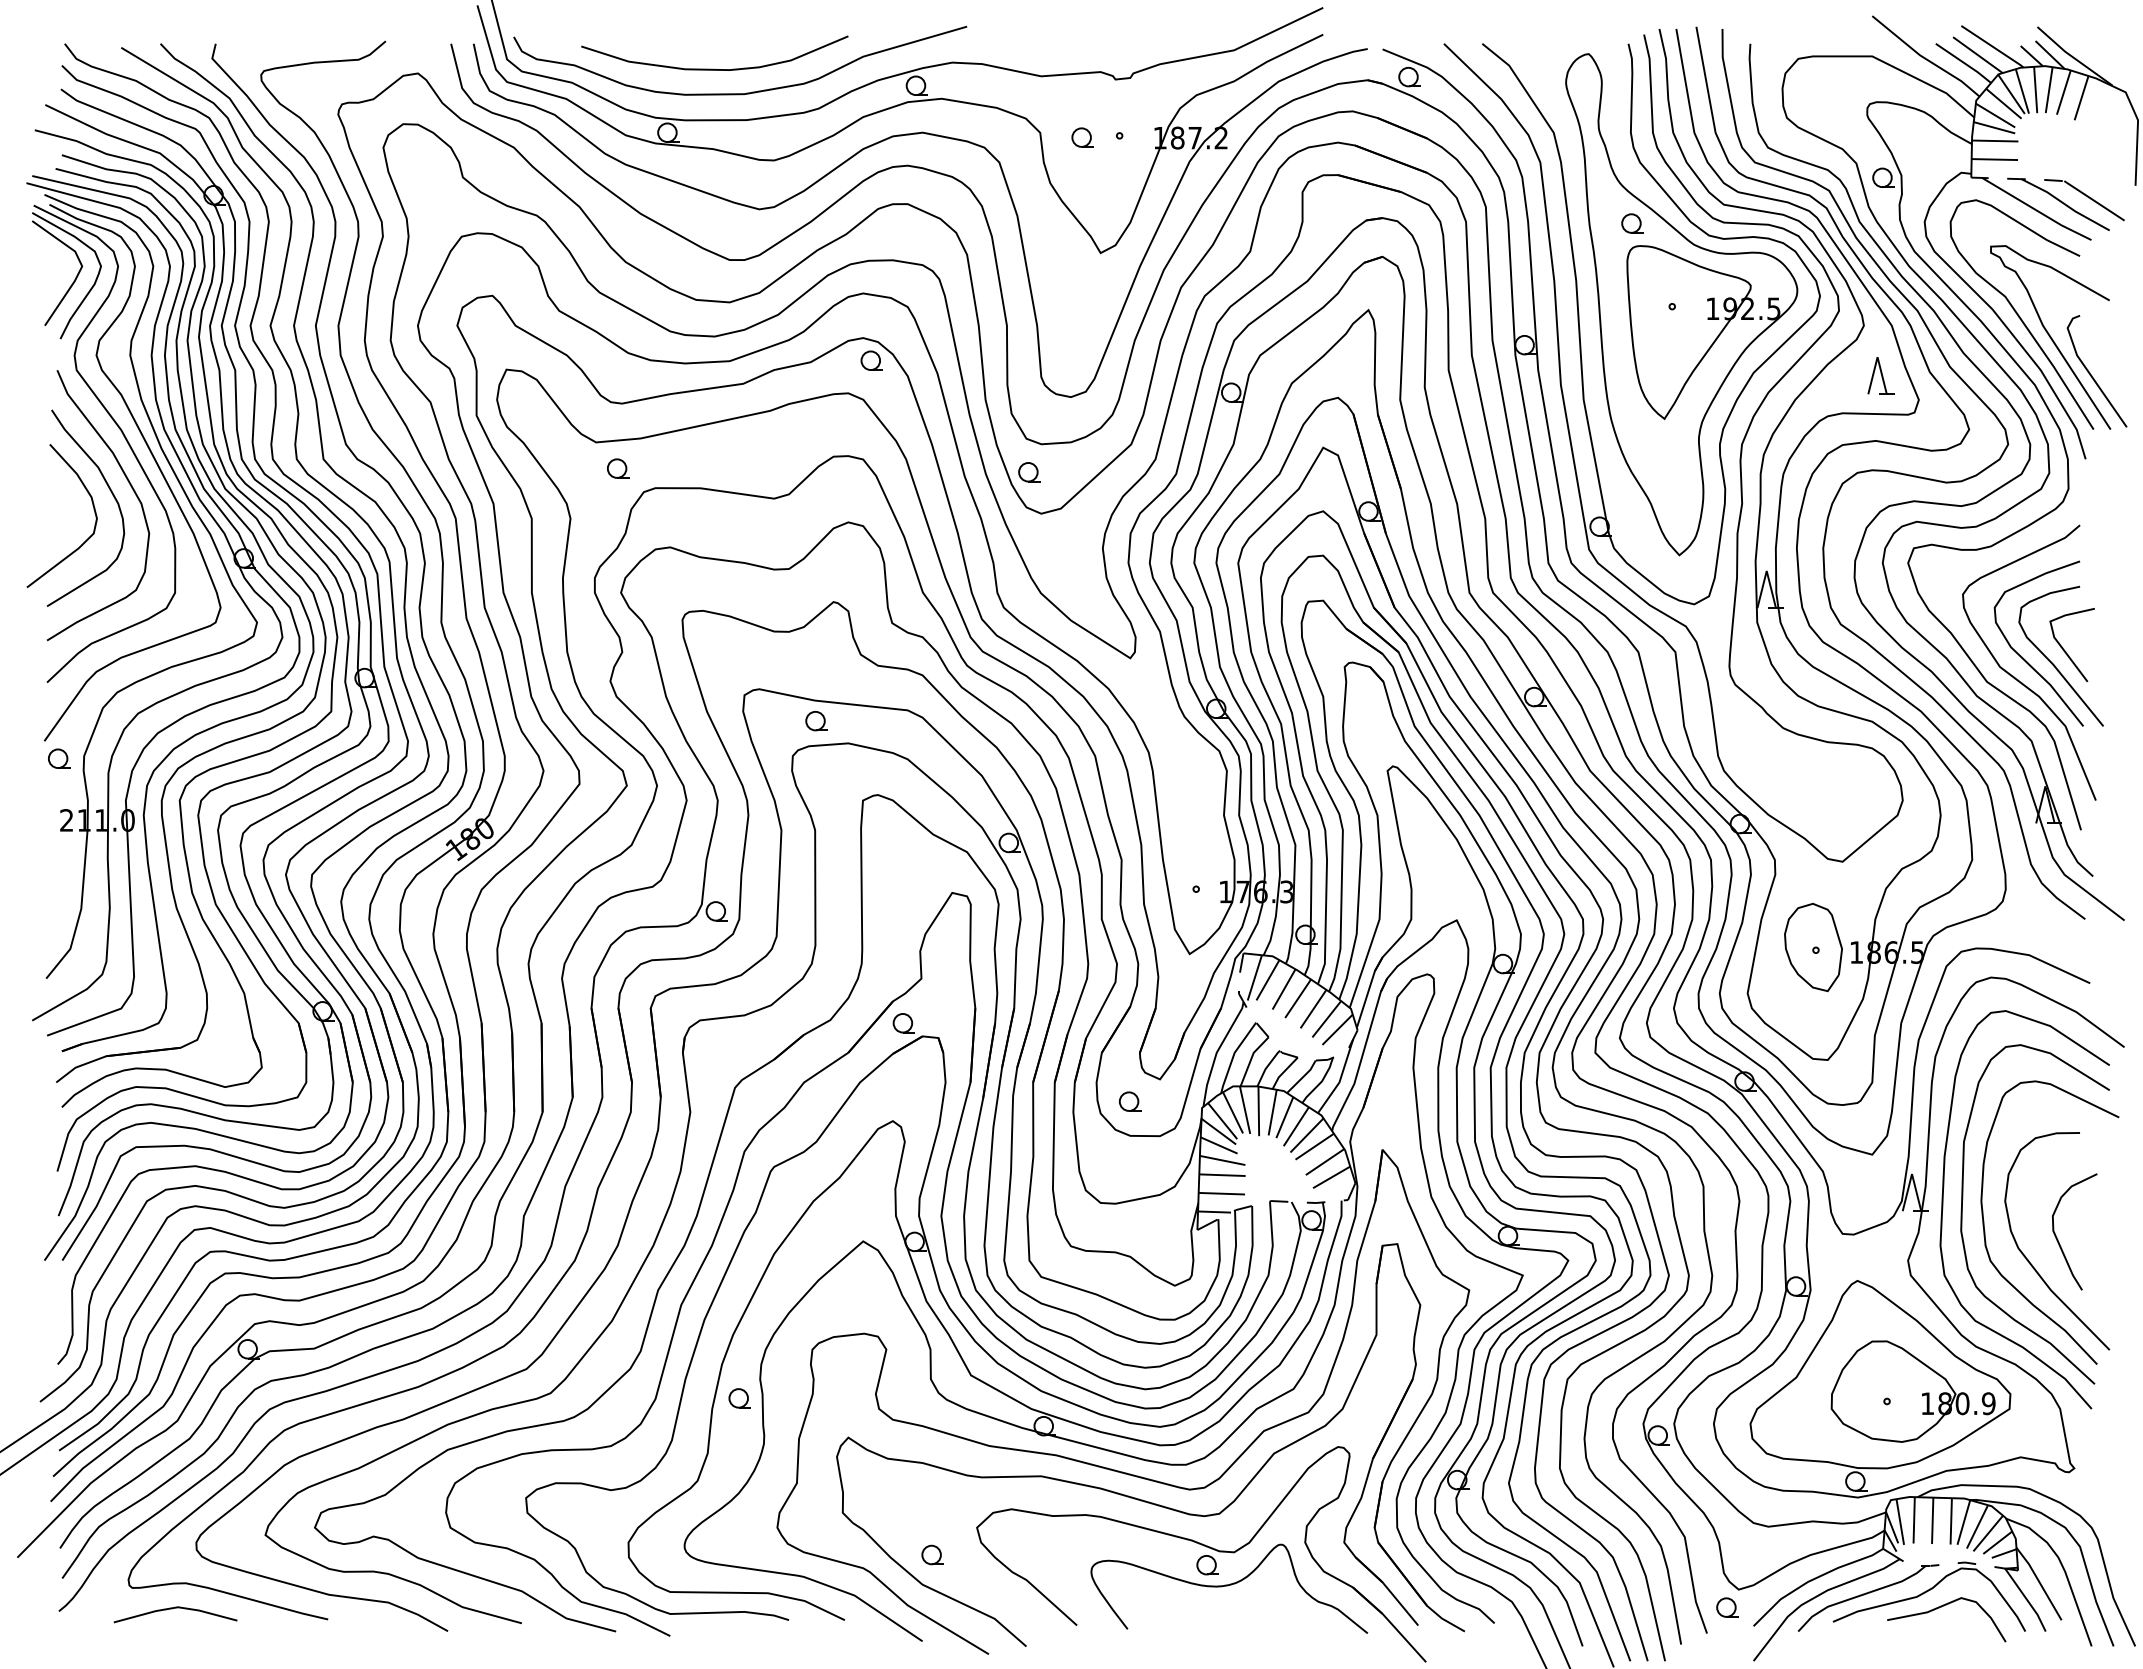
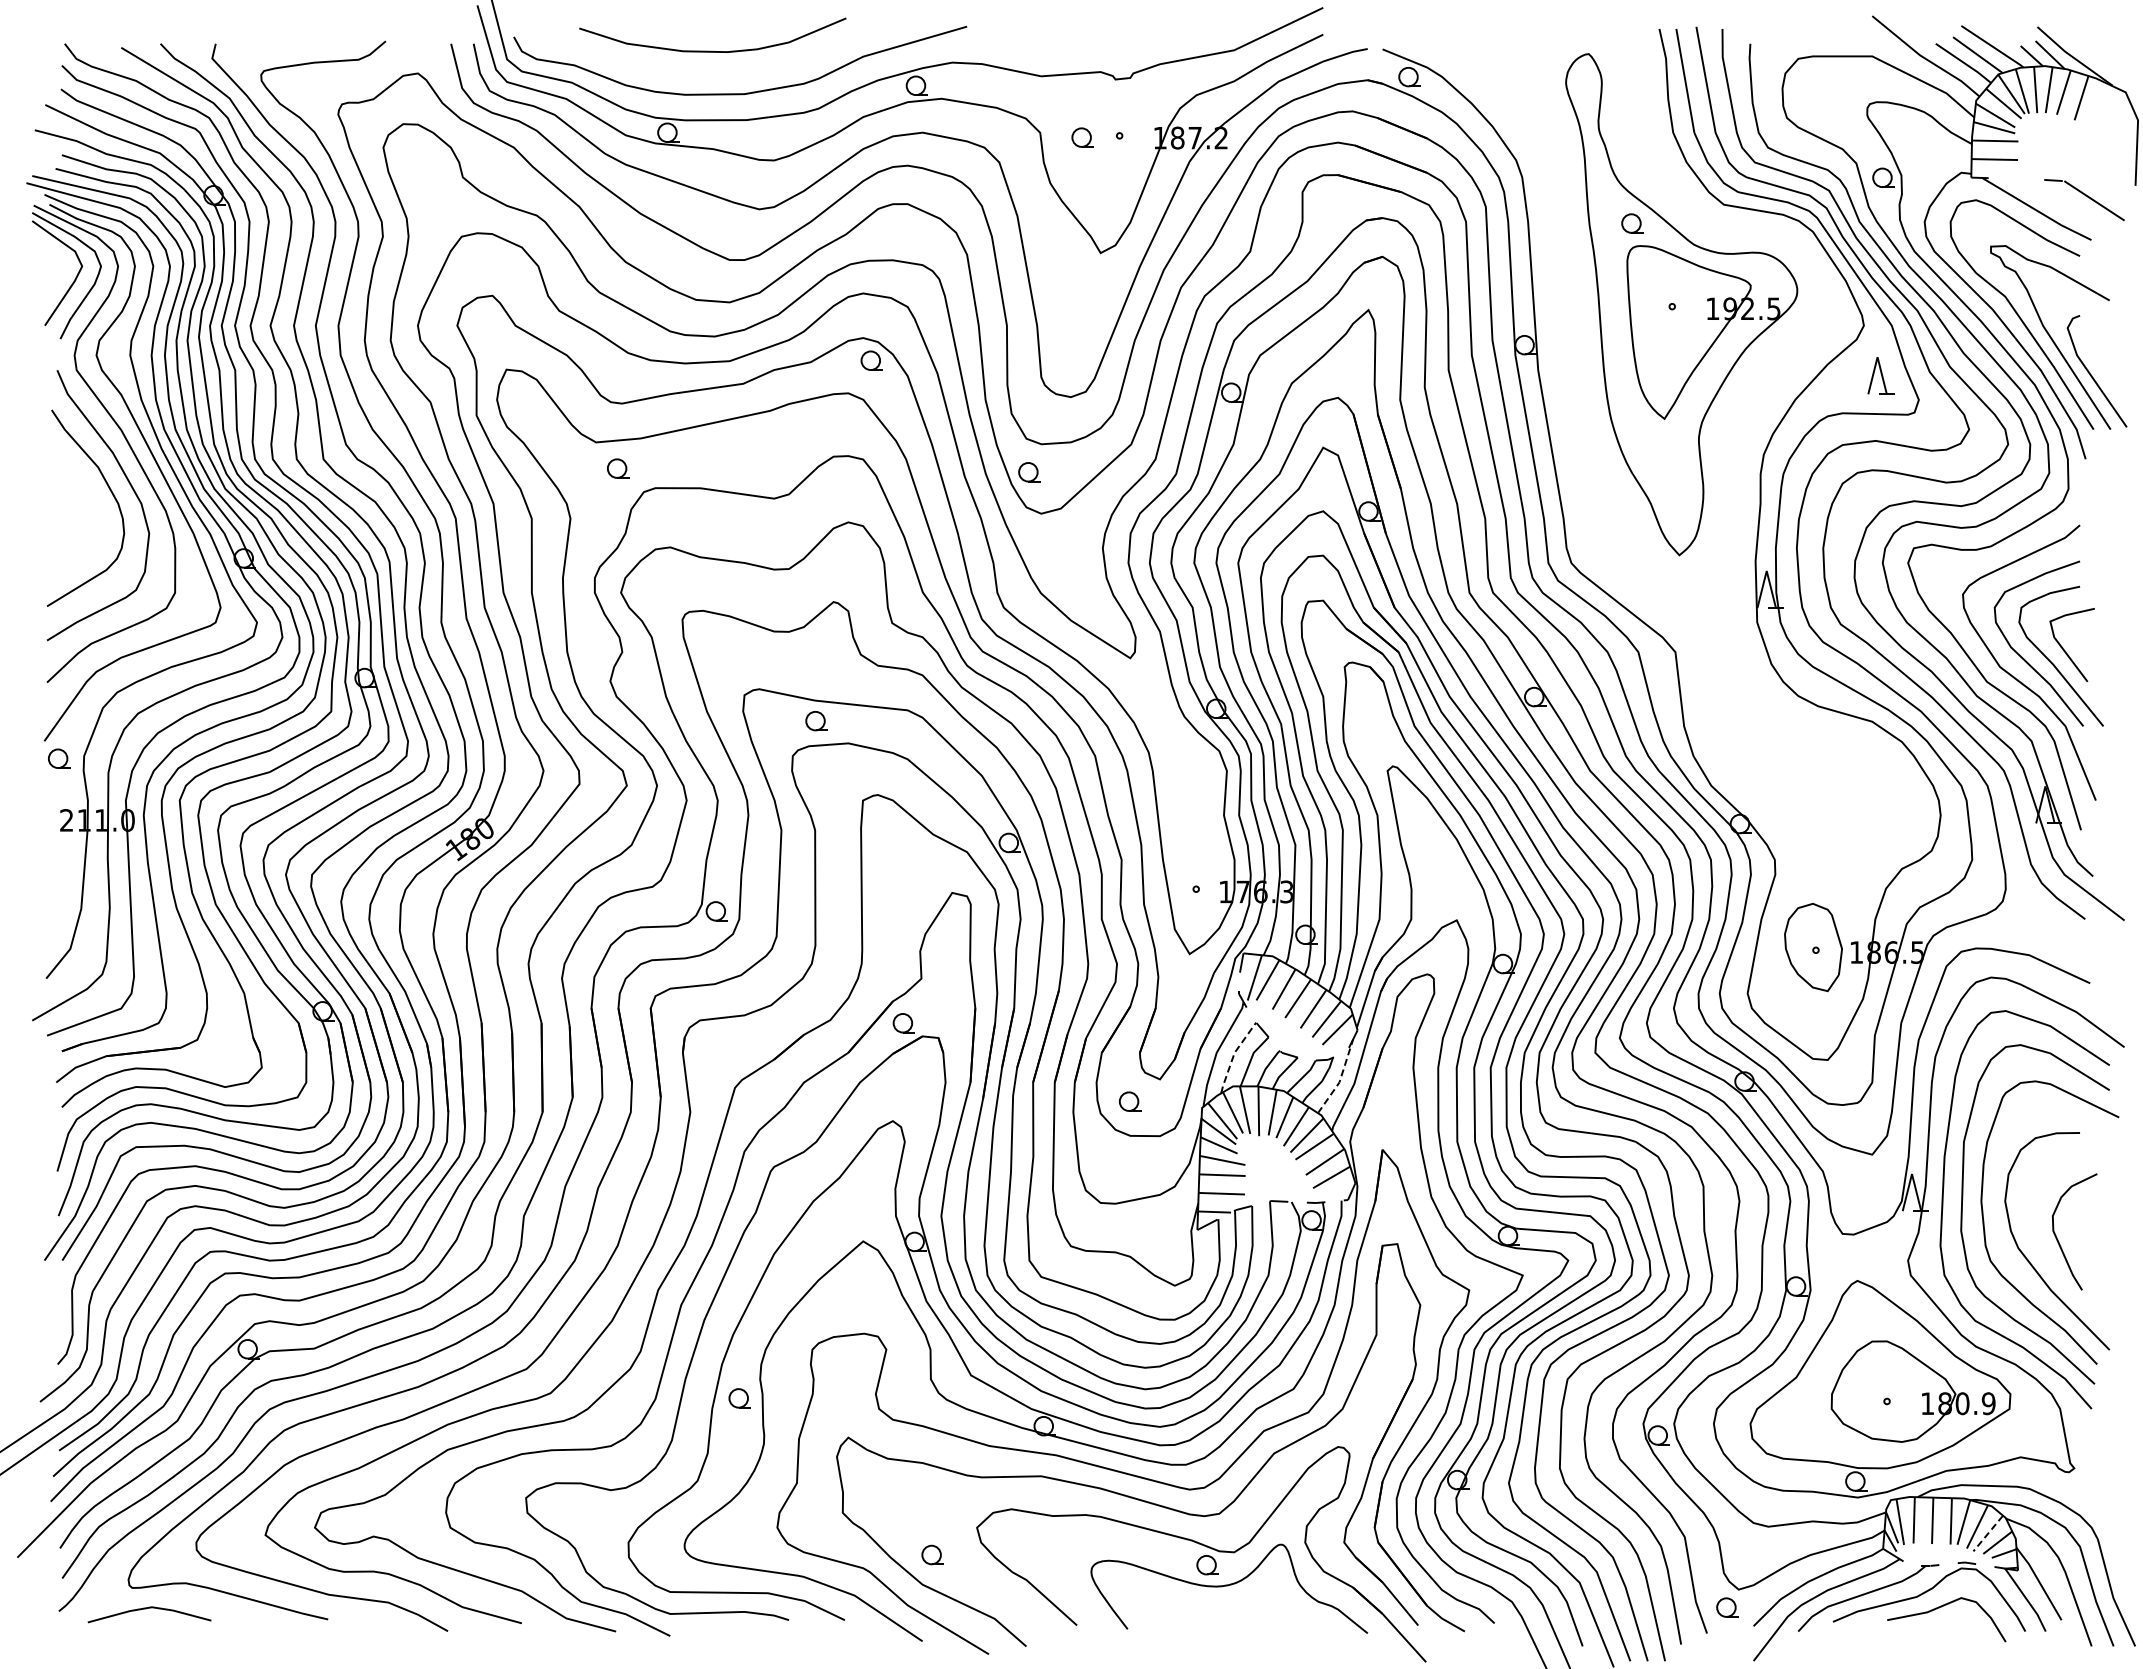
curve position: (714, 68) -> (712, 50) (712, 50)
part: present -> none (2058, 204)
part: present -> none (1719, 448)
curve: present -> none (93, 509)
line: solid -> dashed (1233, 1055)
line: solid -> dashed (1340, 1079)
line: solid -> dashed (1987, 1533)
line position: (172, 1609) -> (146, 1609) (146, 1609)
